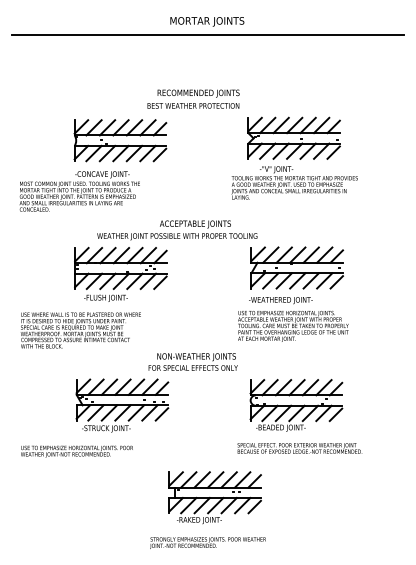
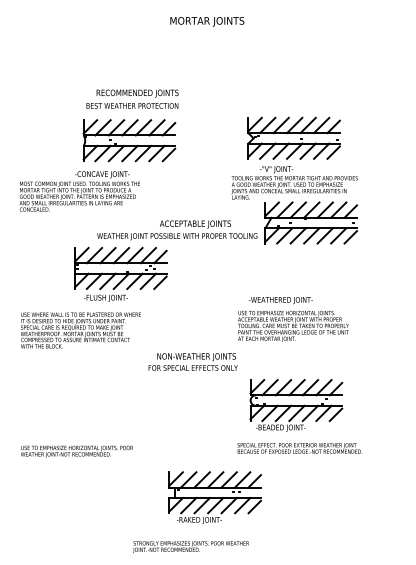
line: present -> none (207, 35)
text position: (193, 98) -> (132, 98) (132, 98)
part position: (120, 140) -> (129, 140) (129, 140)
part position: (297, 267) -> (311, 222) (311, 222)
part: present -> none (122, 405)
text position: (207, 542) -> (190, 546) (190, 546)
